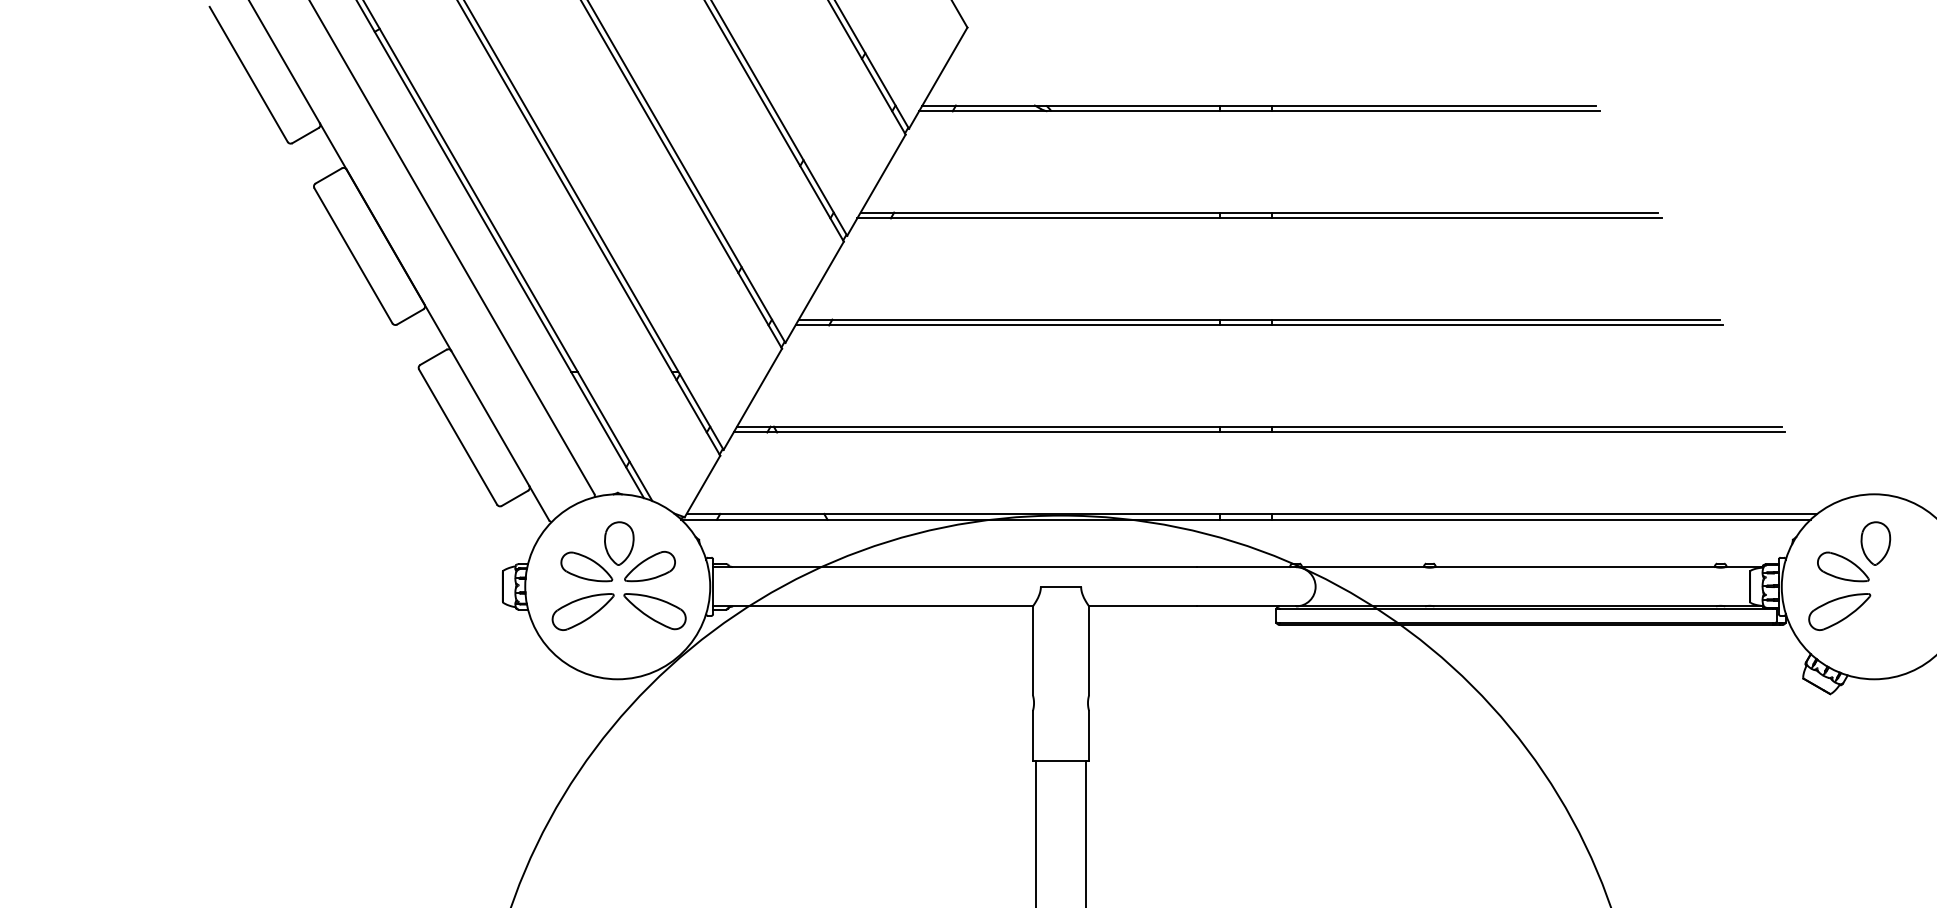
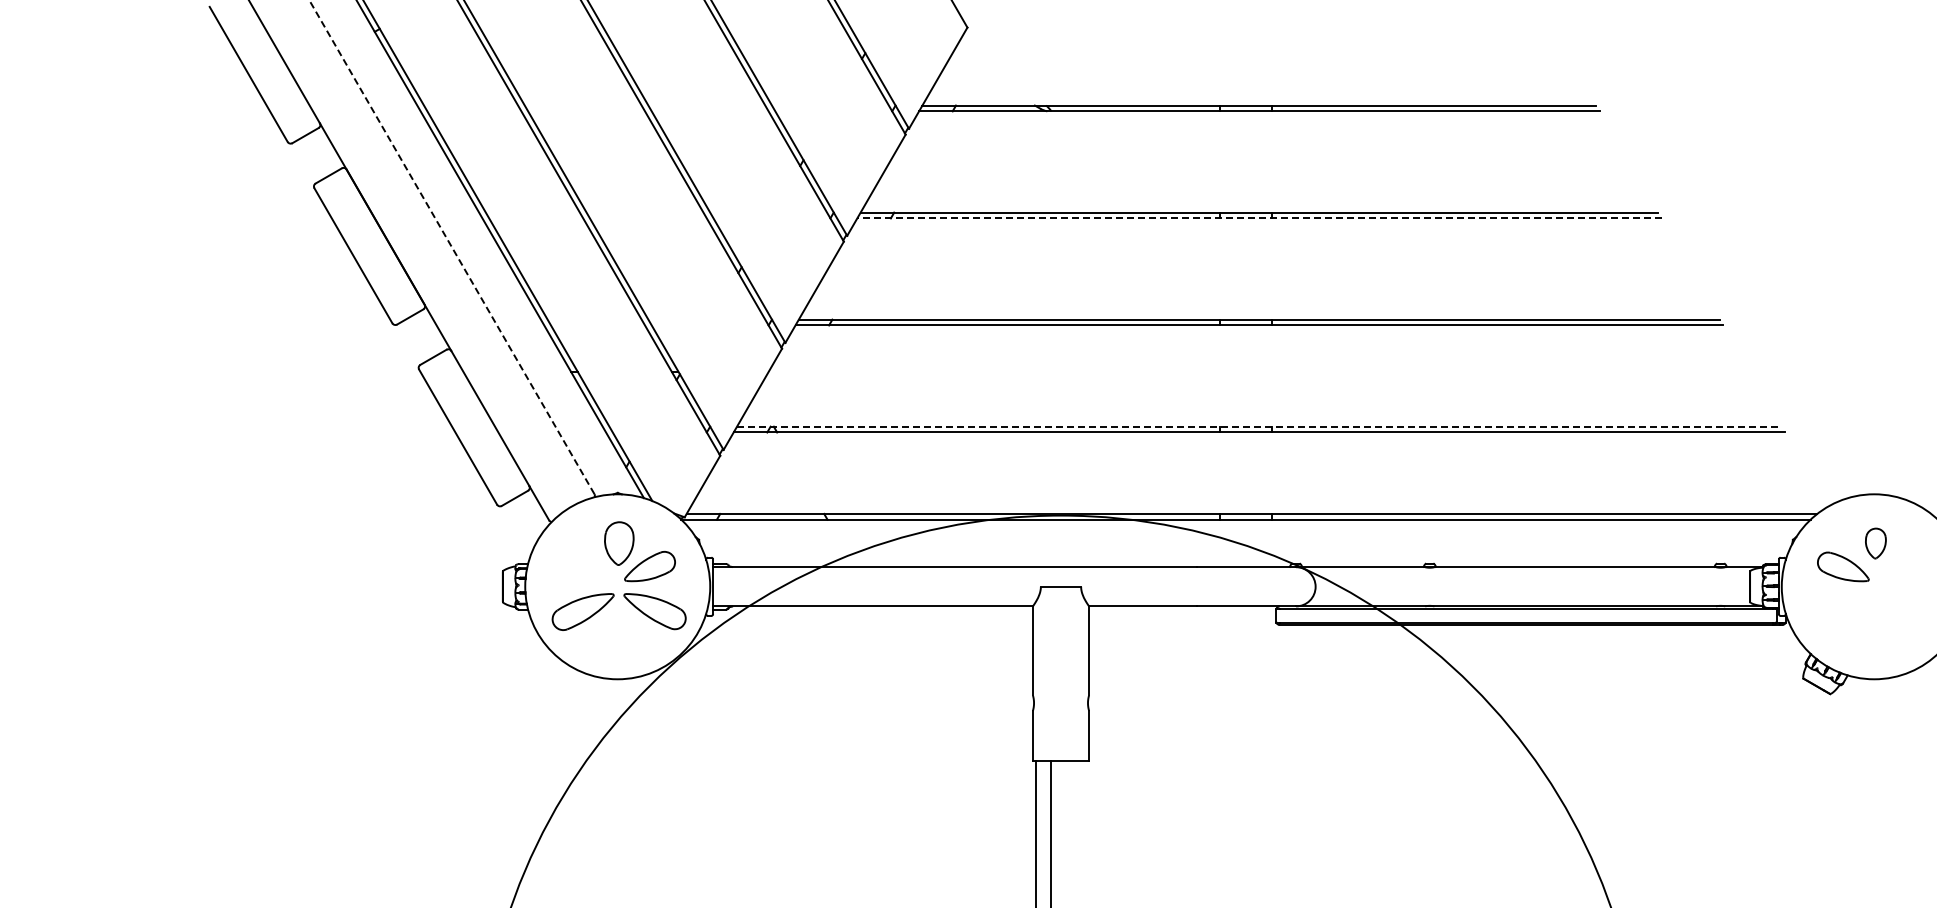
line: solid -> dashed (1258, 218)
line: solid -> dashed (452, 247)
line: solid -> dashed (1259, 426)
part size: 32x45 px -> 22x33 px (1875, 543)
part: present -> none (586, 566)
part: present -> none (1839, 611)
line position: (1085, 832) -> (1050, 832) (1050, 832)
